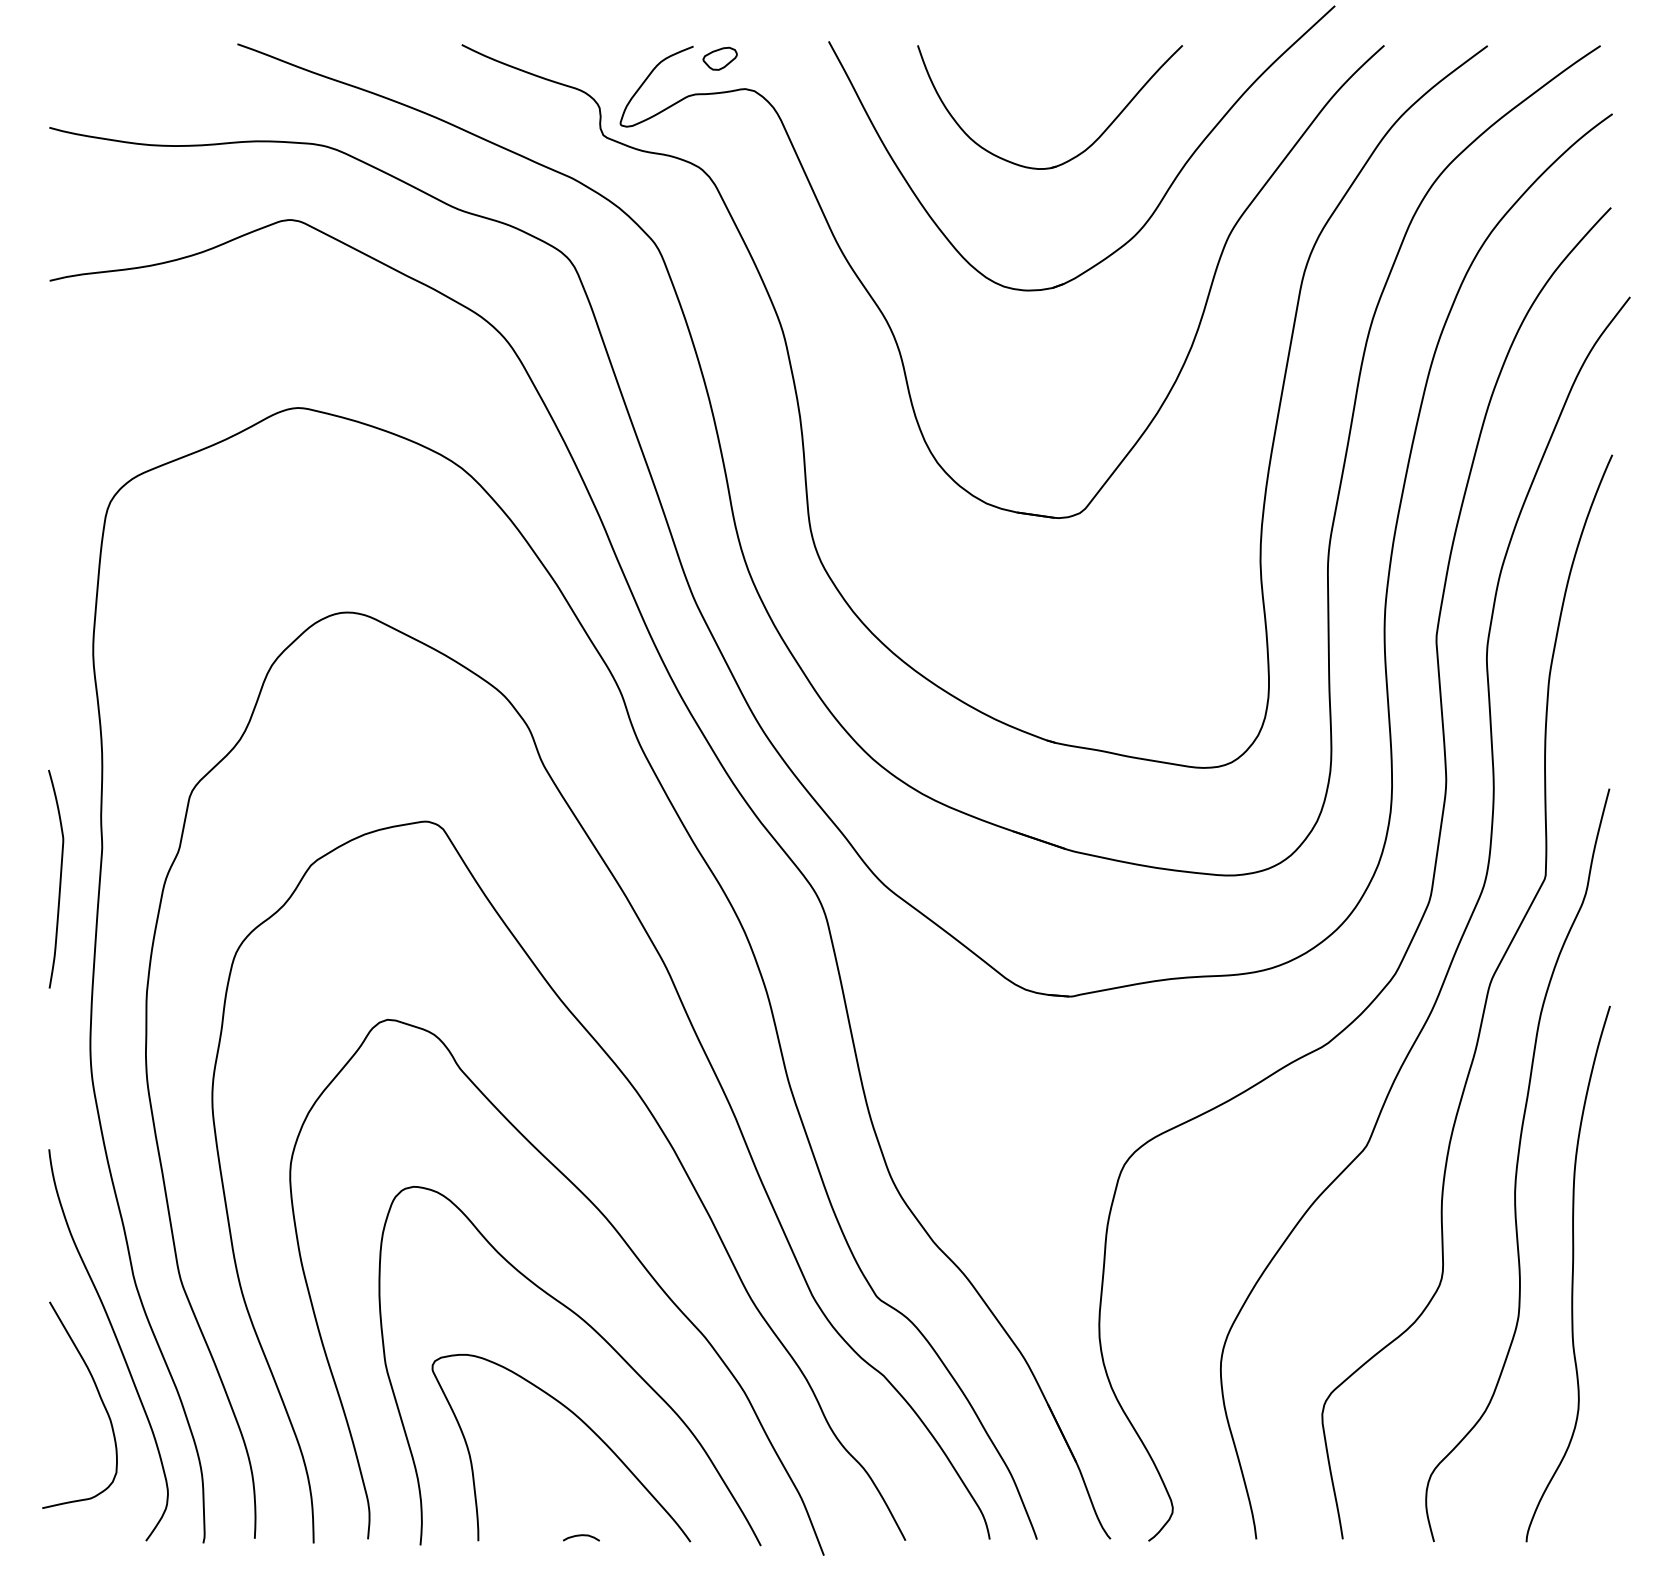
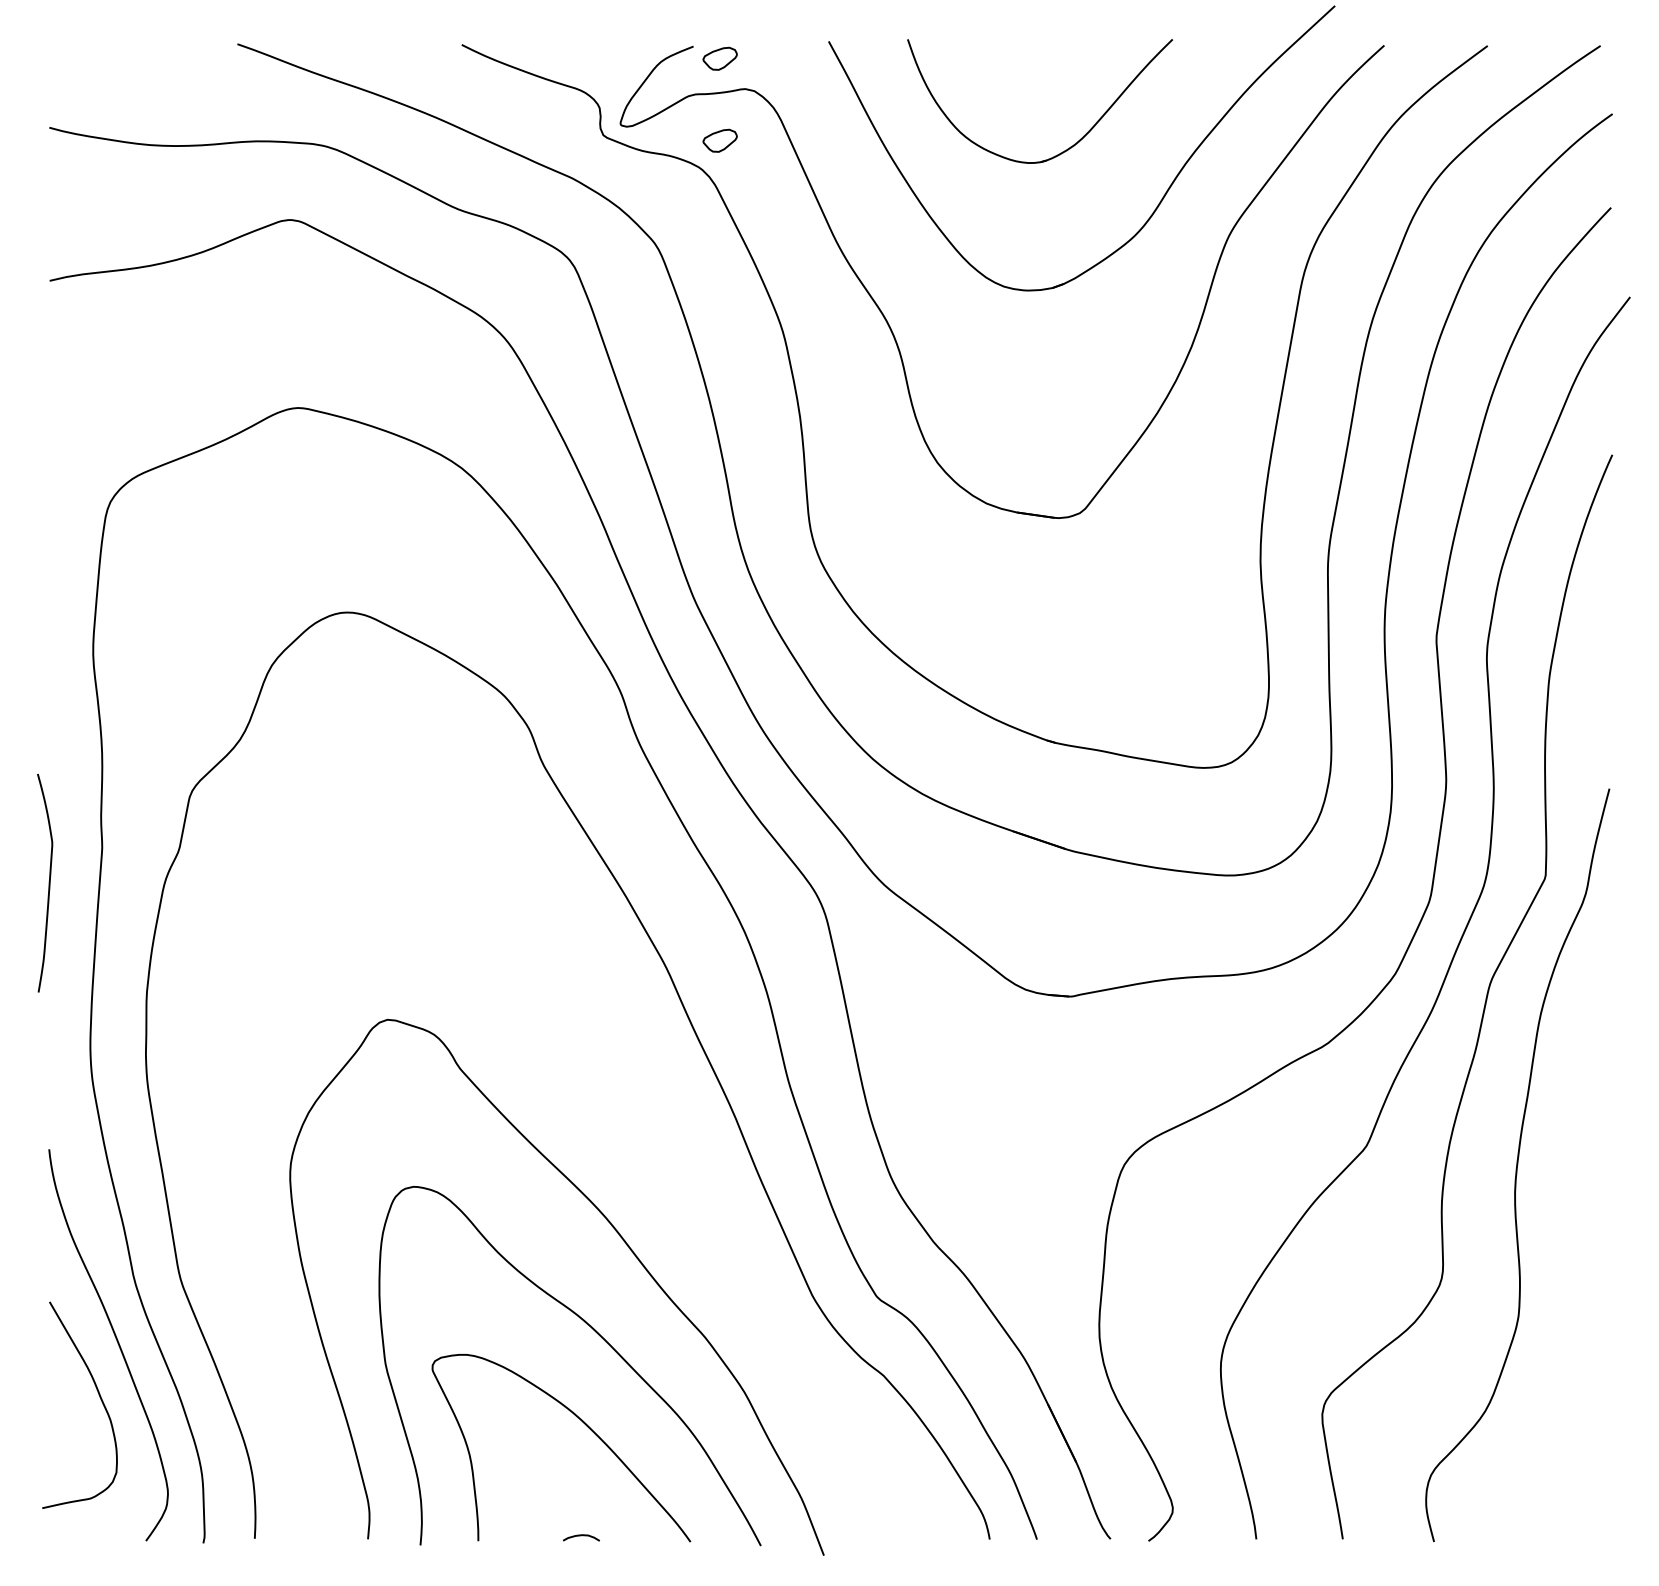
part: none -> present (719, 140)
part position: (1080, 152) -> (1070, 146) (1070, 146)
curve position: (59, 878) -> (48, 882) (48, 882)
curve: present -> none (652, 1117)
curve: present -> none (1571, 1274)
